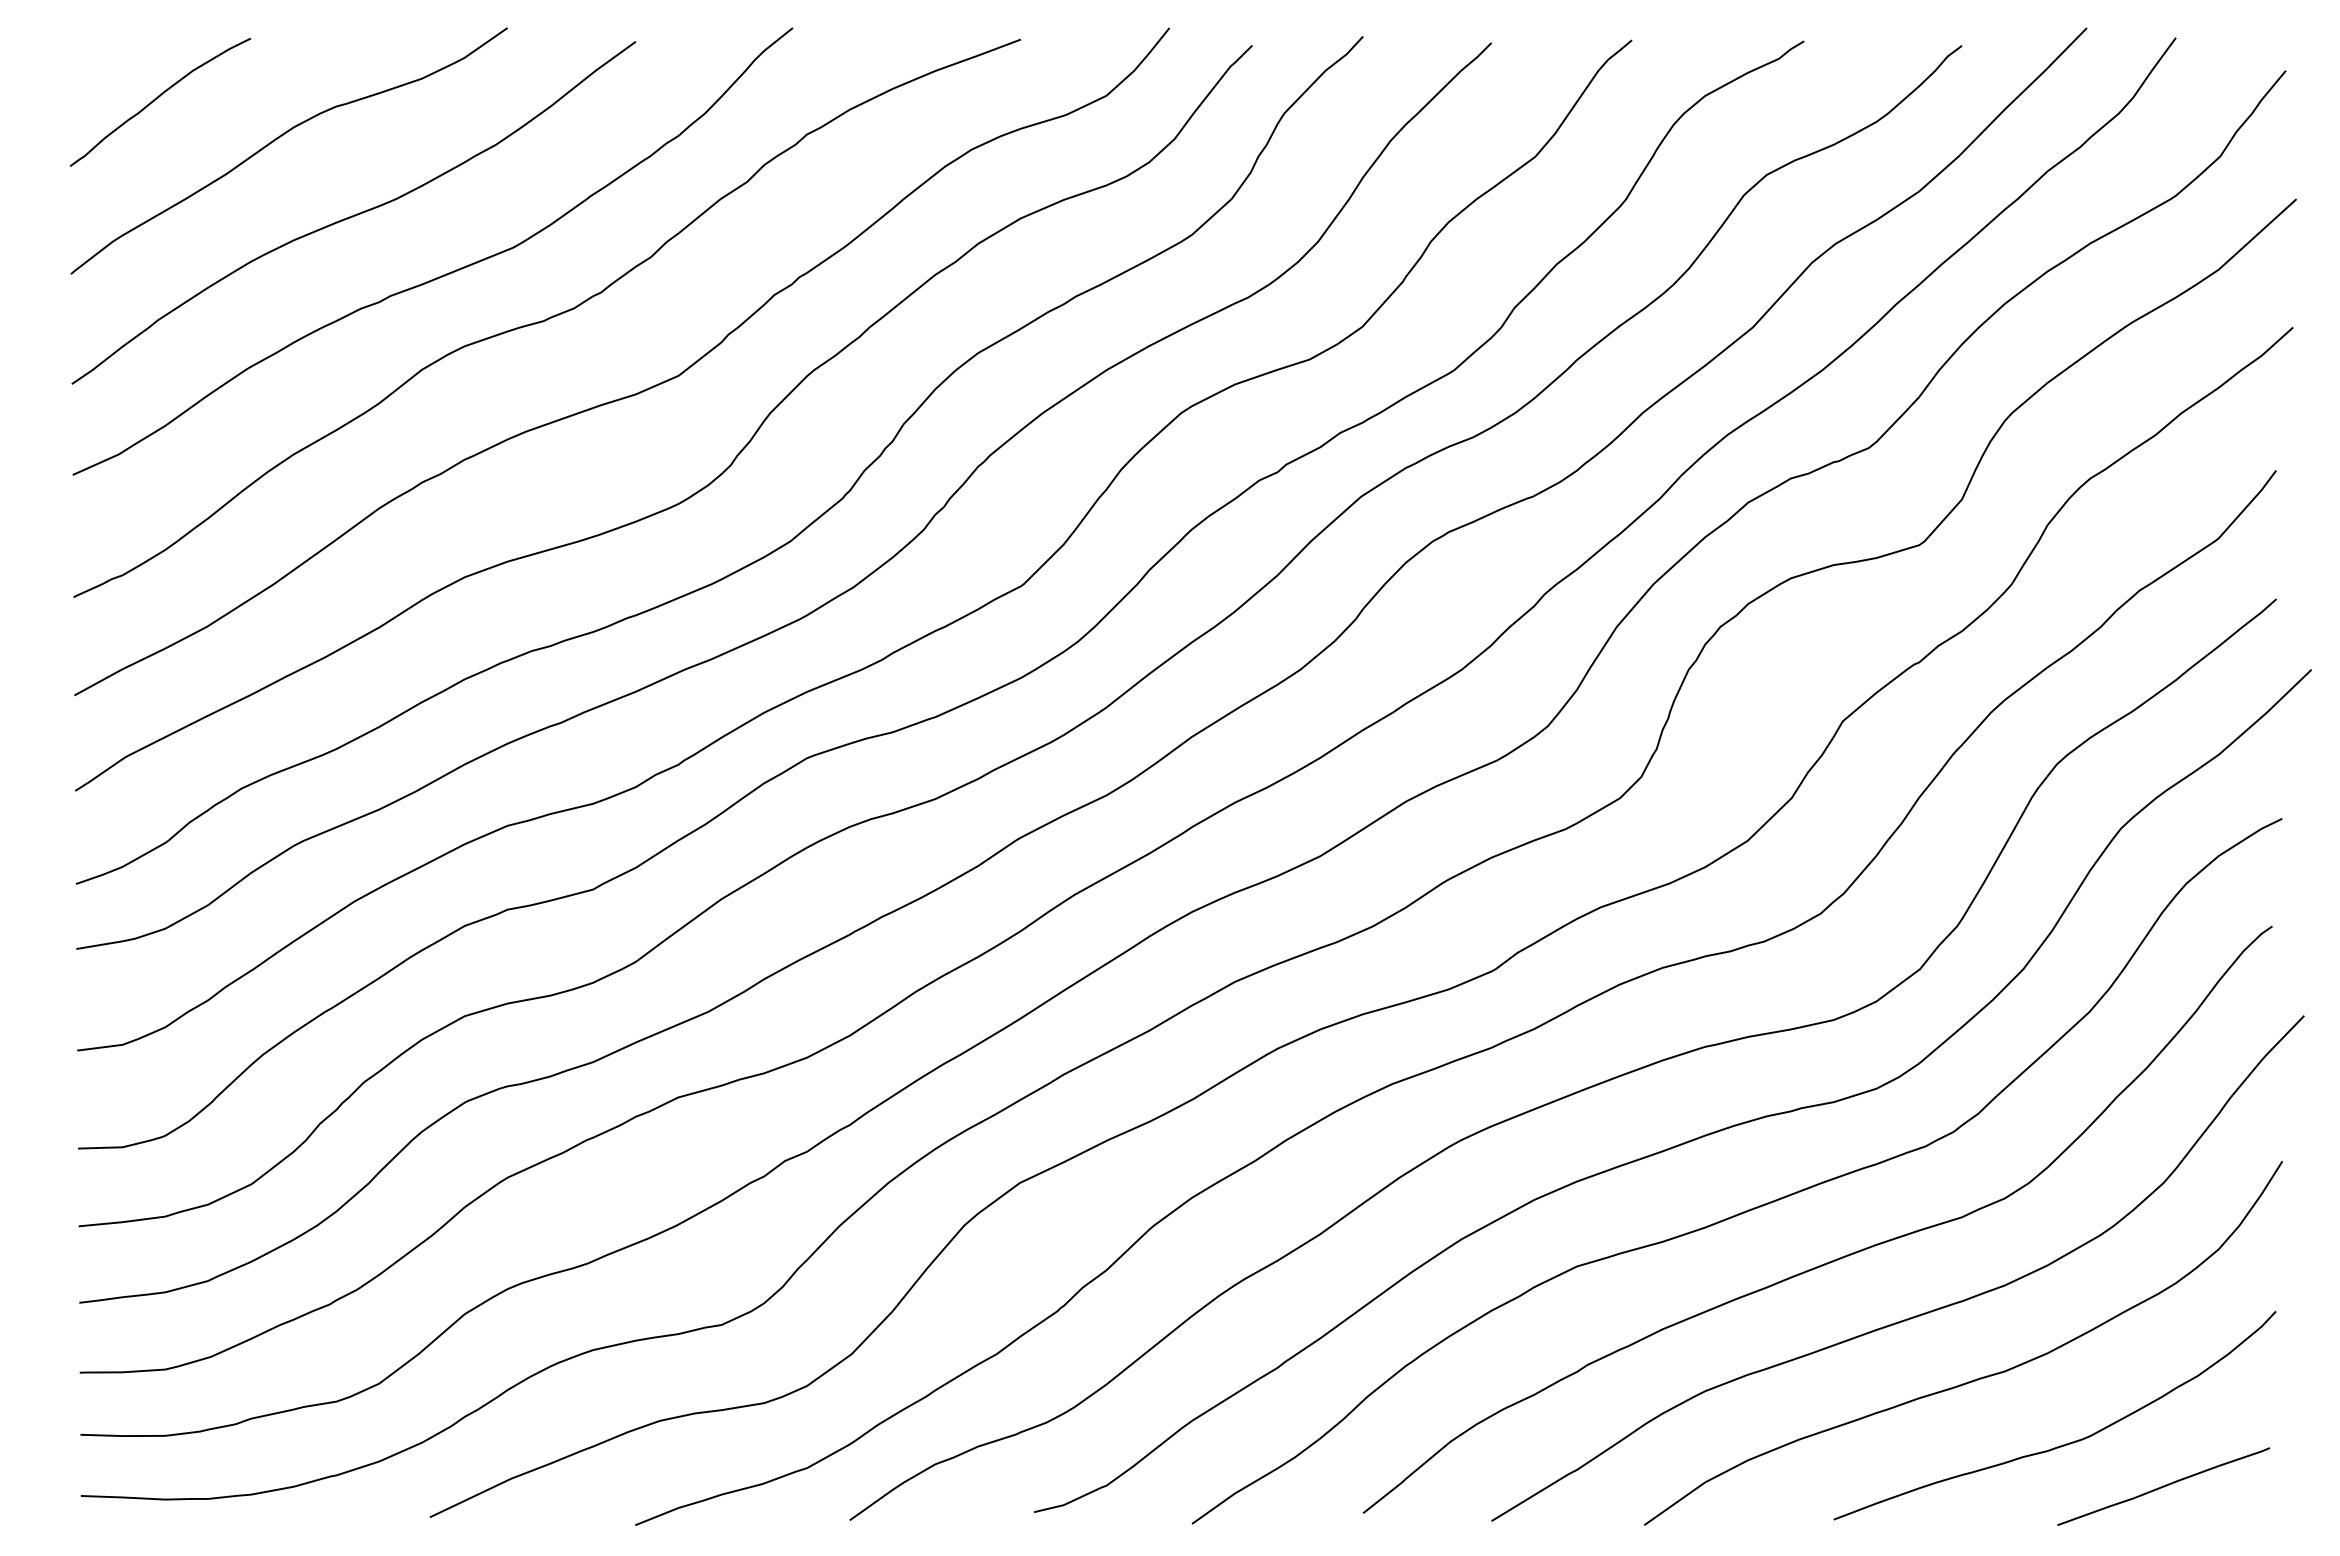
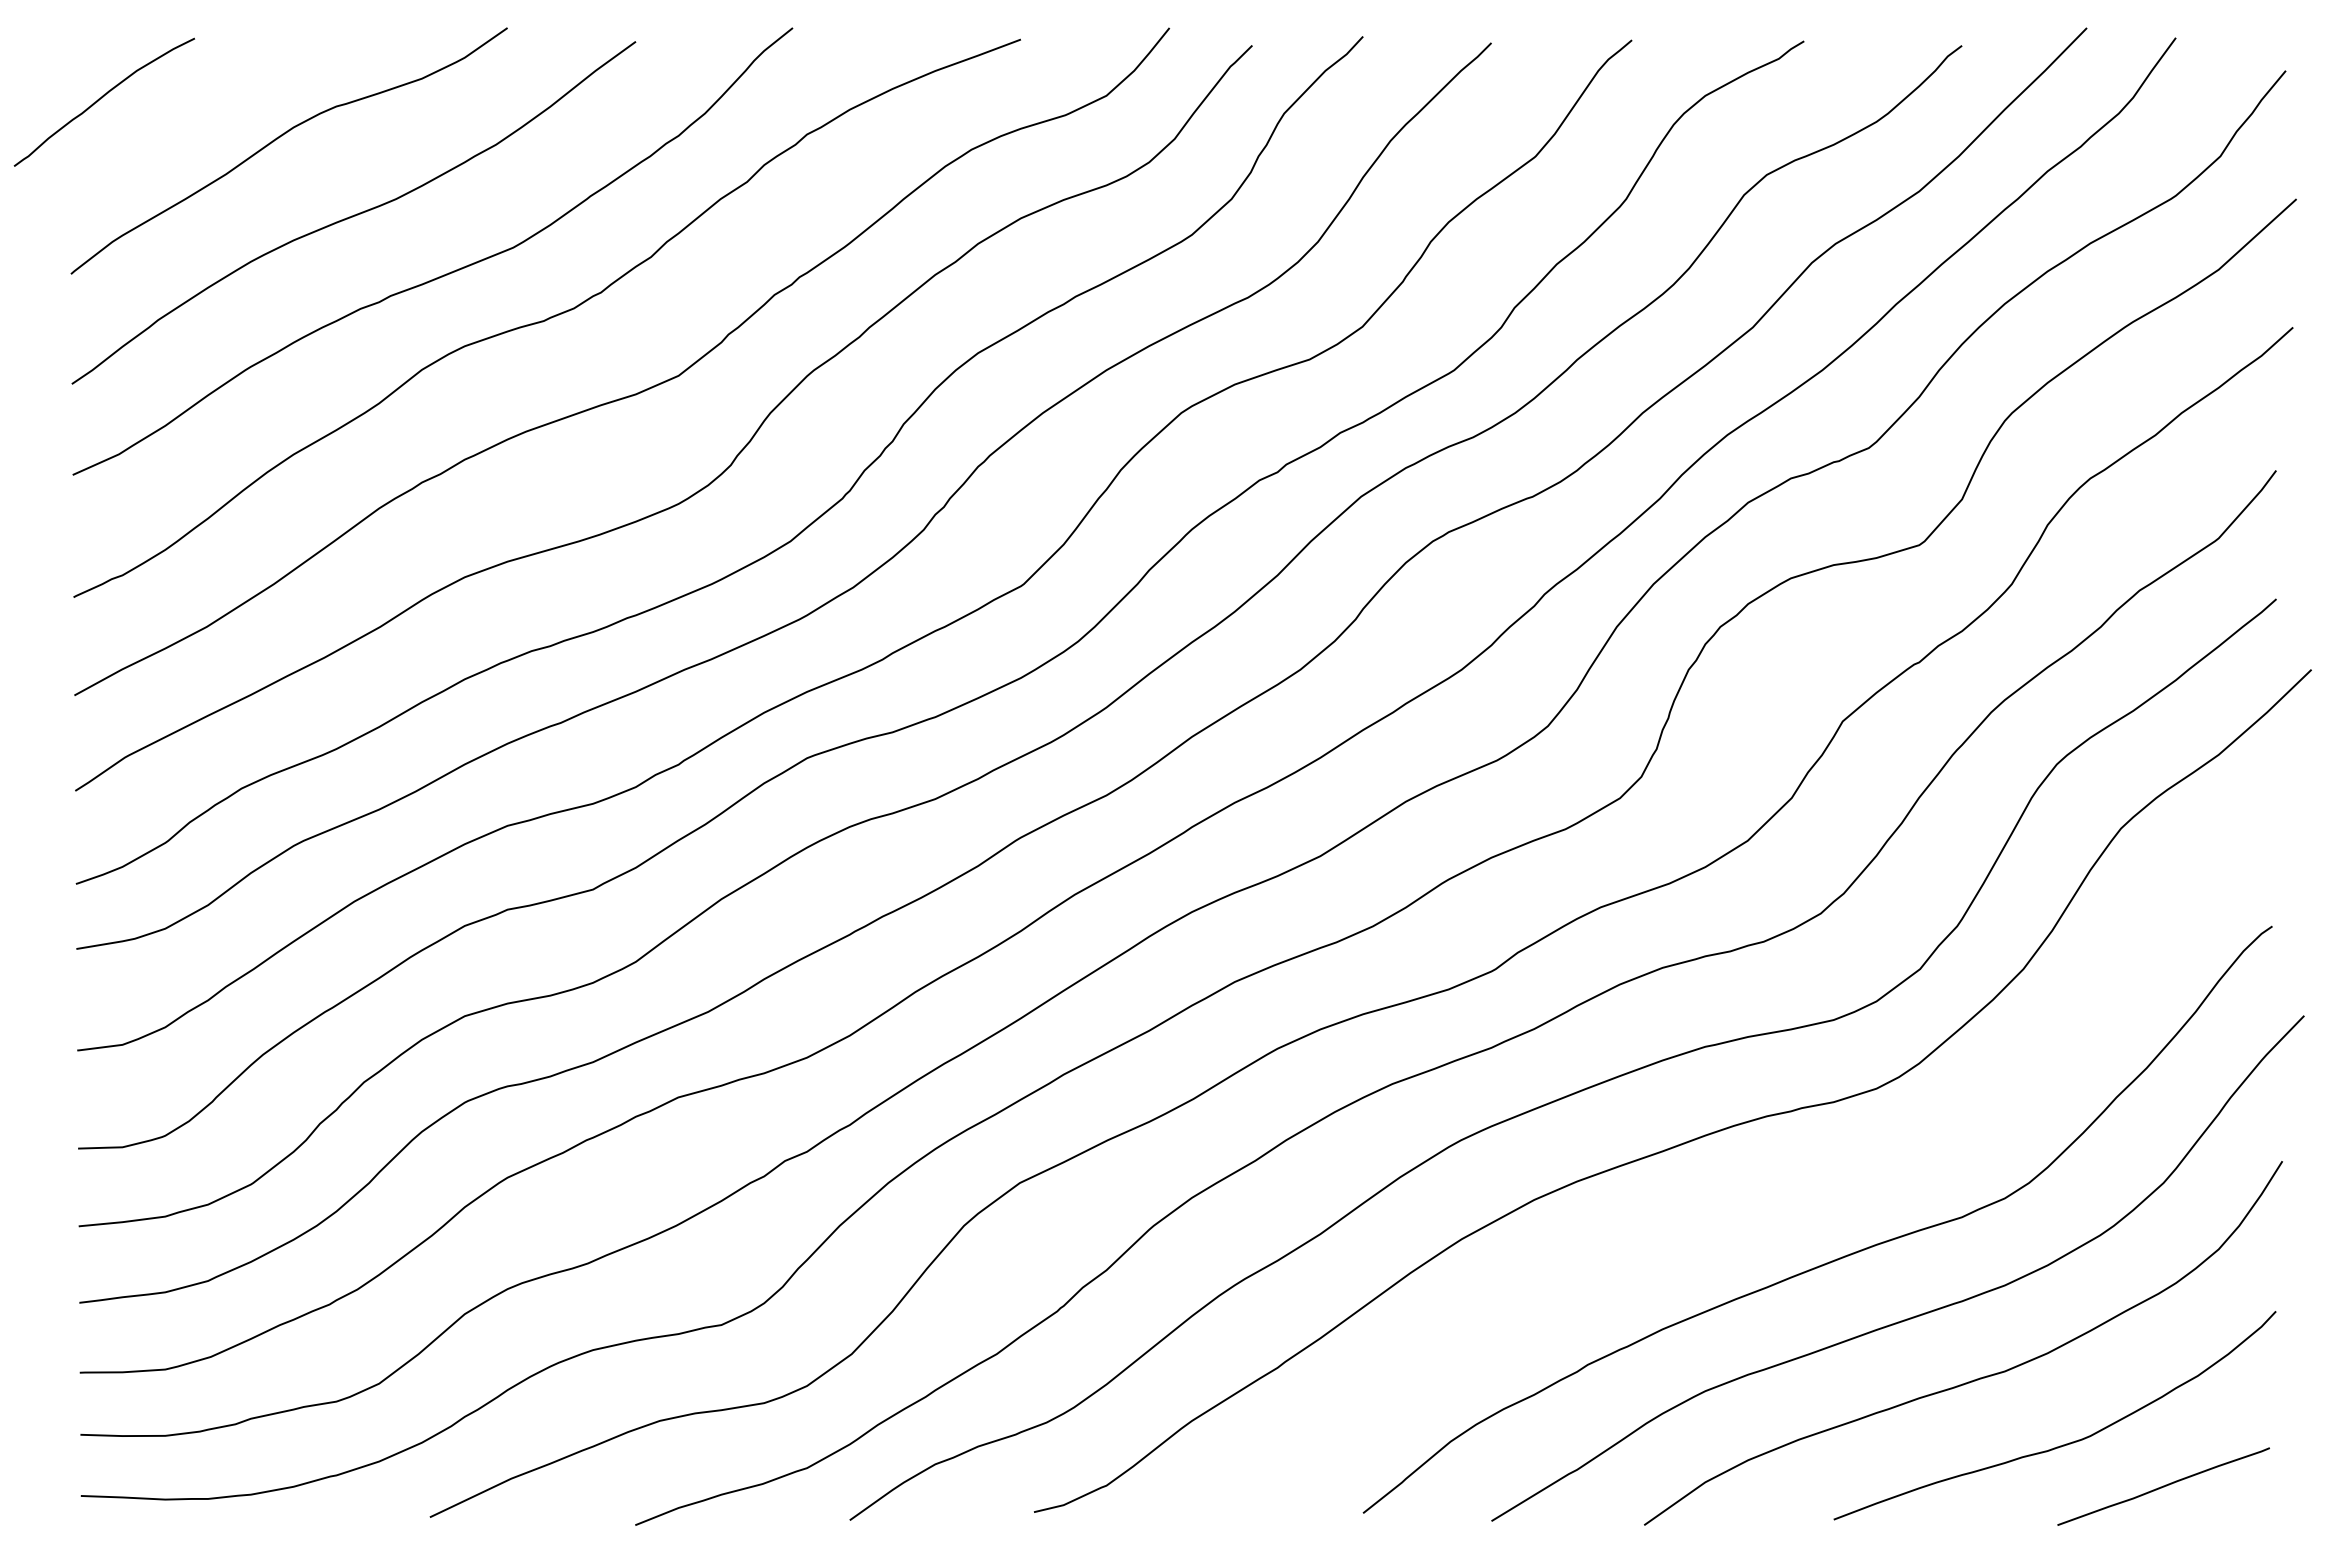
curve position: (158, 98) -> (102, 98) (102, 98)
curve: present -> none (1753, 1207)
